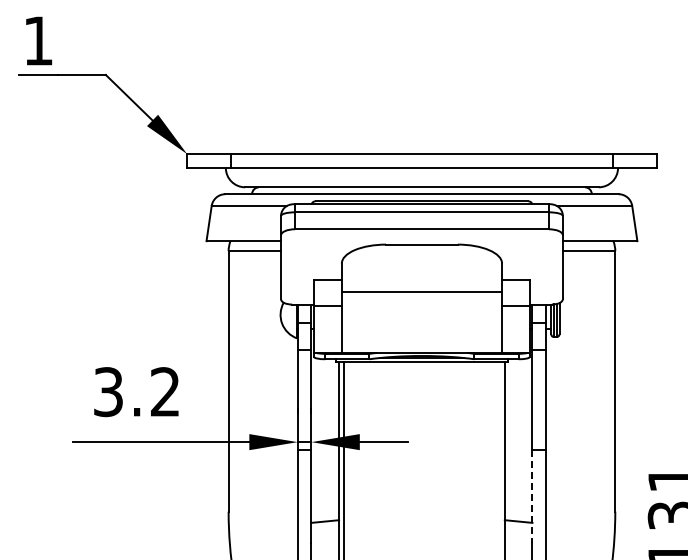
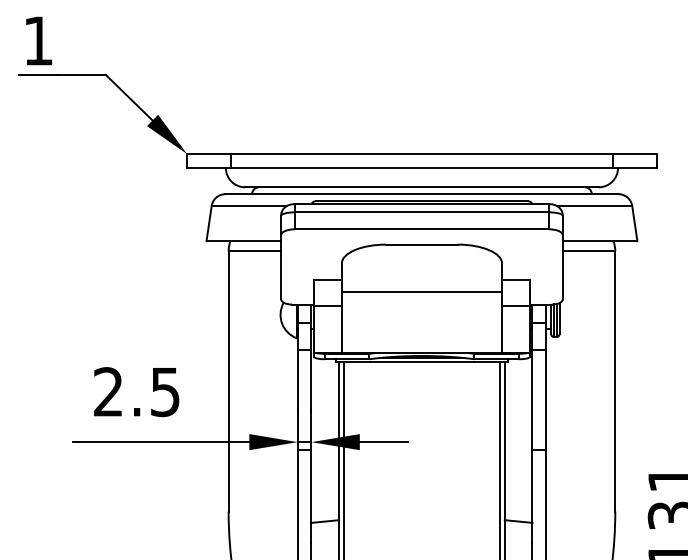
text: 3.2 -> 2.5 (136, 392)
line: none -> present (499, 458)
line: dashed -> solid (532, 496)
